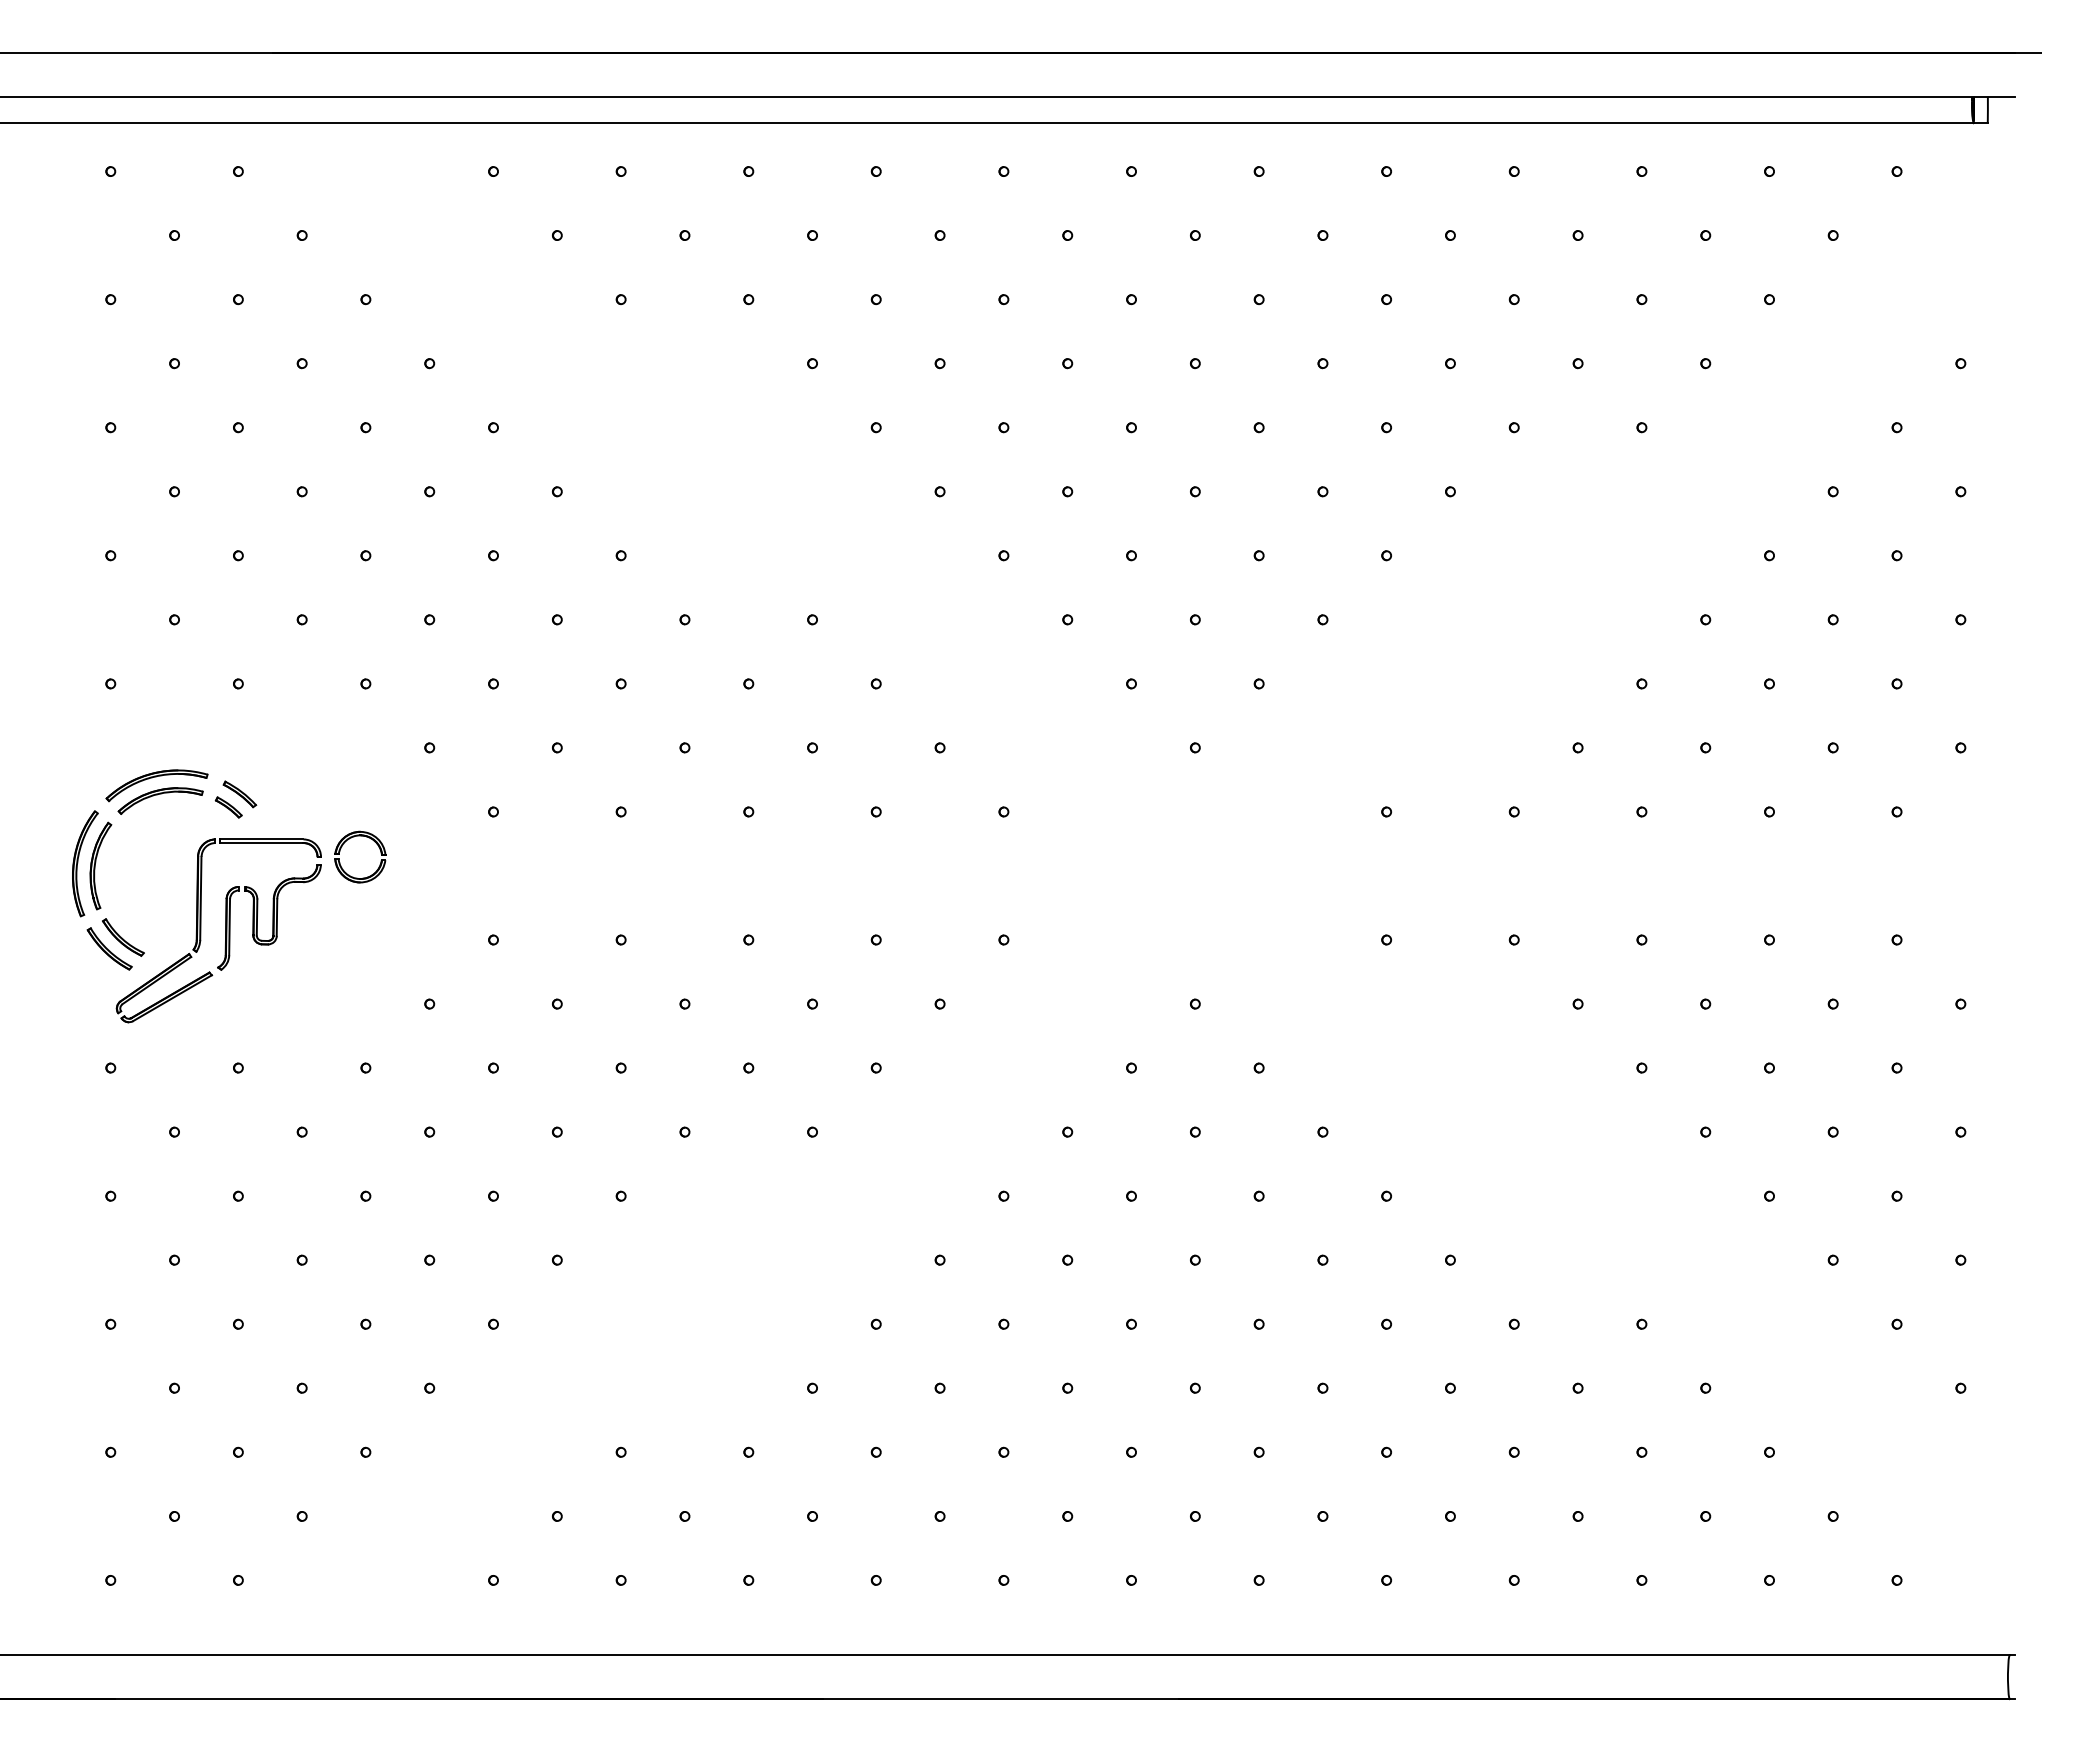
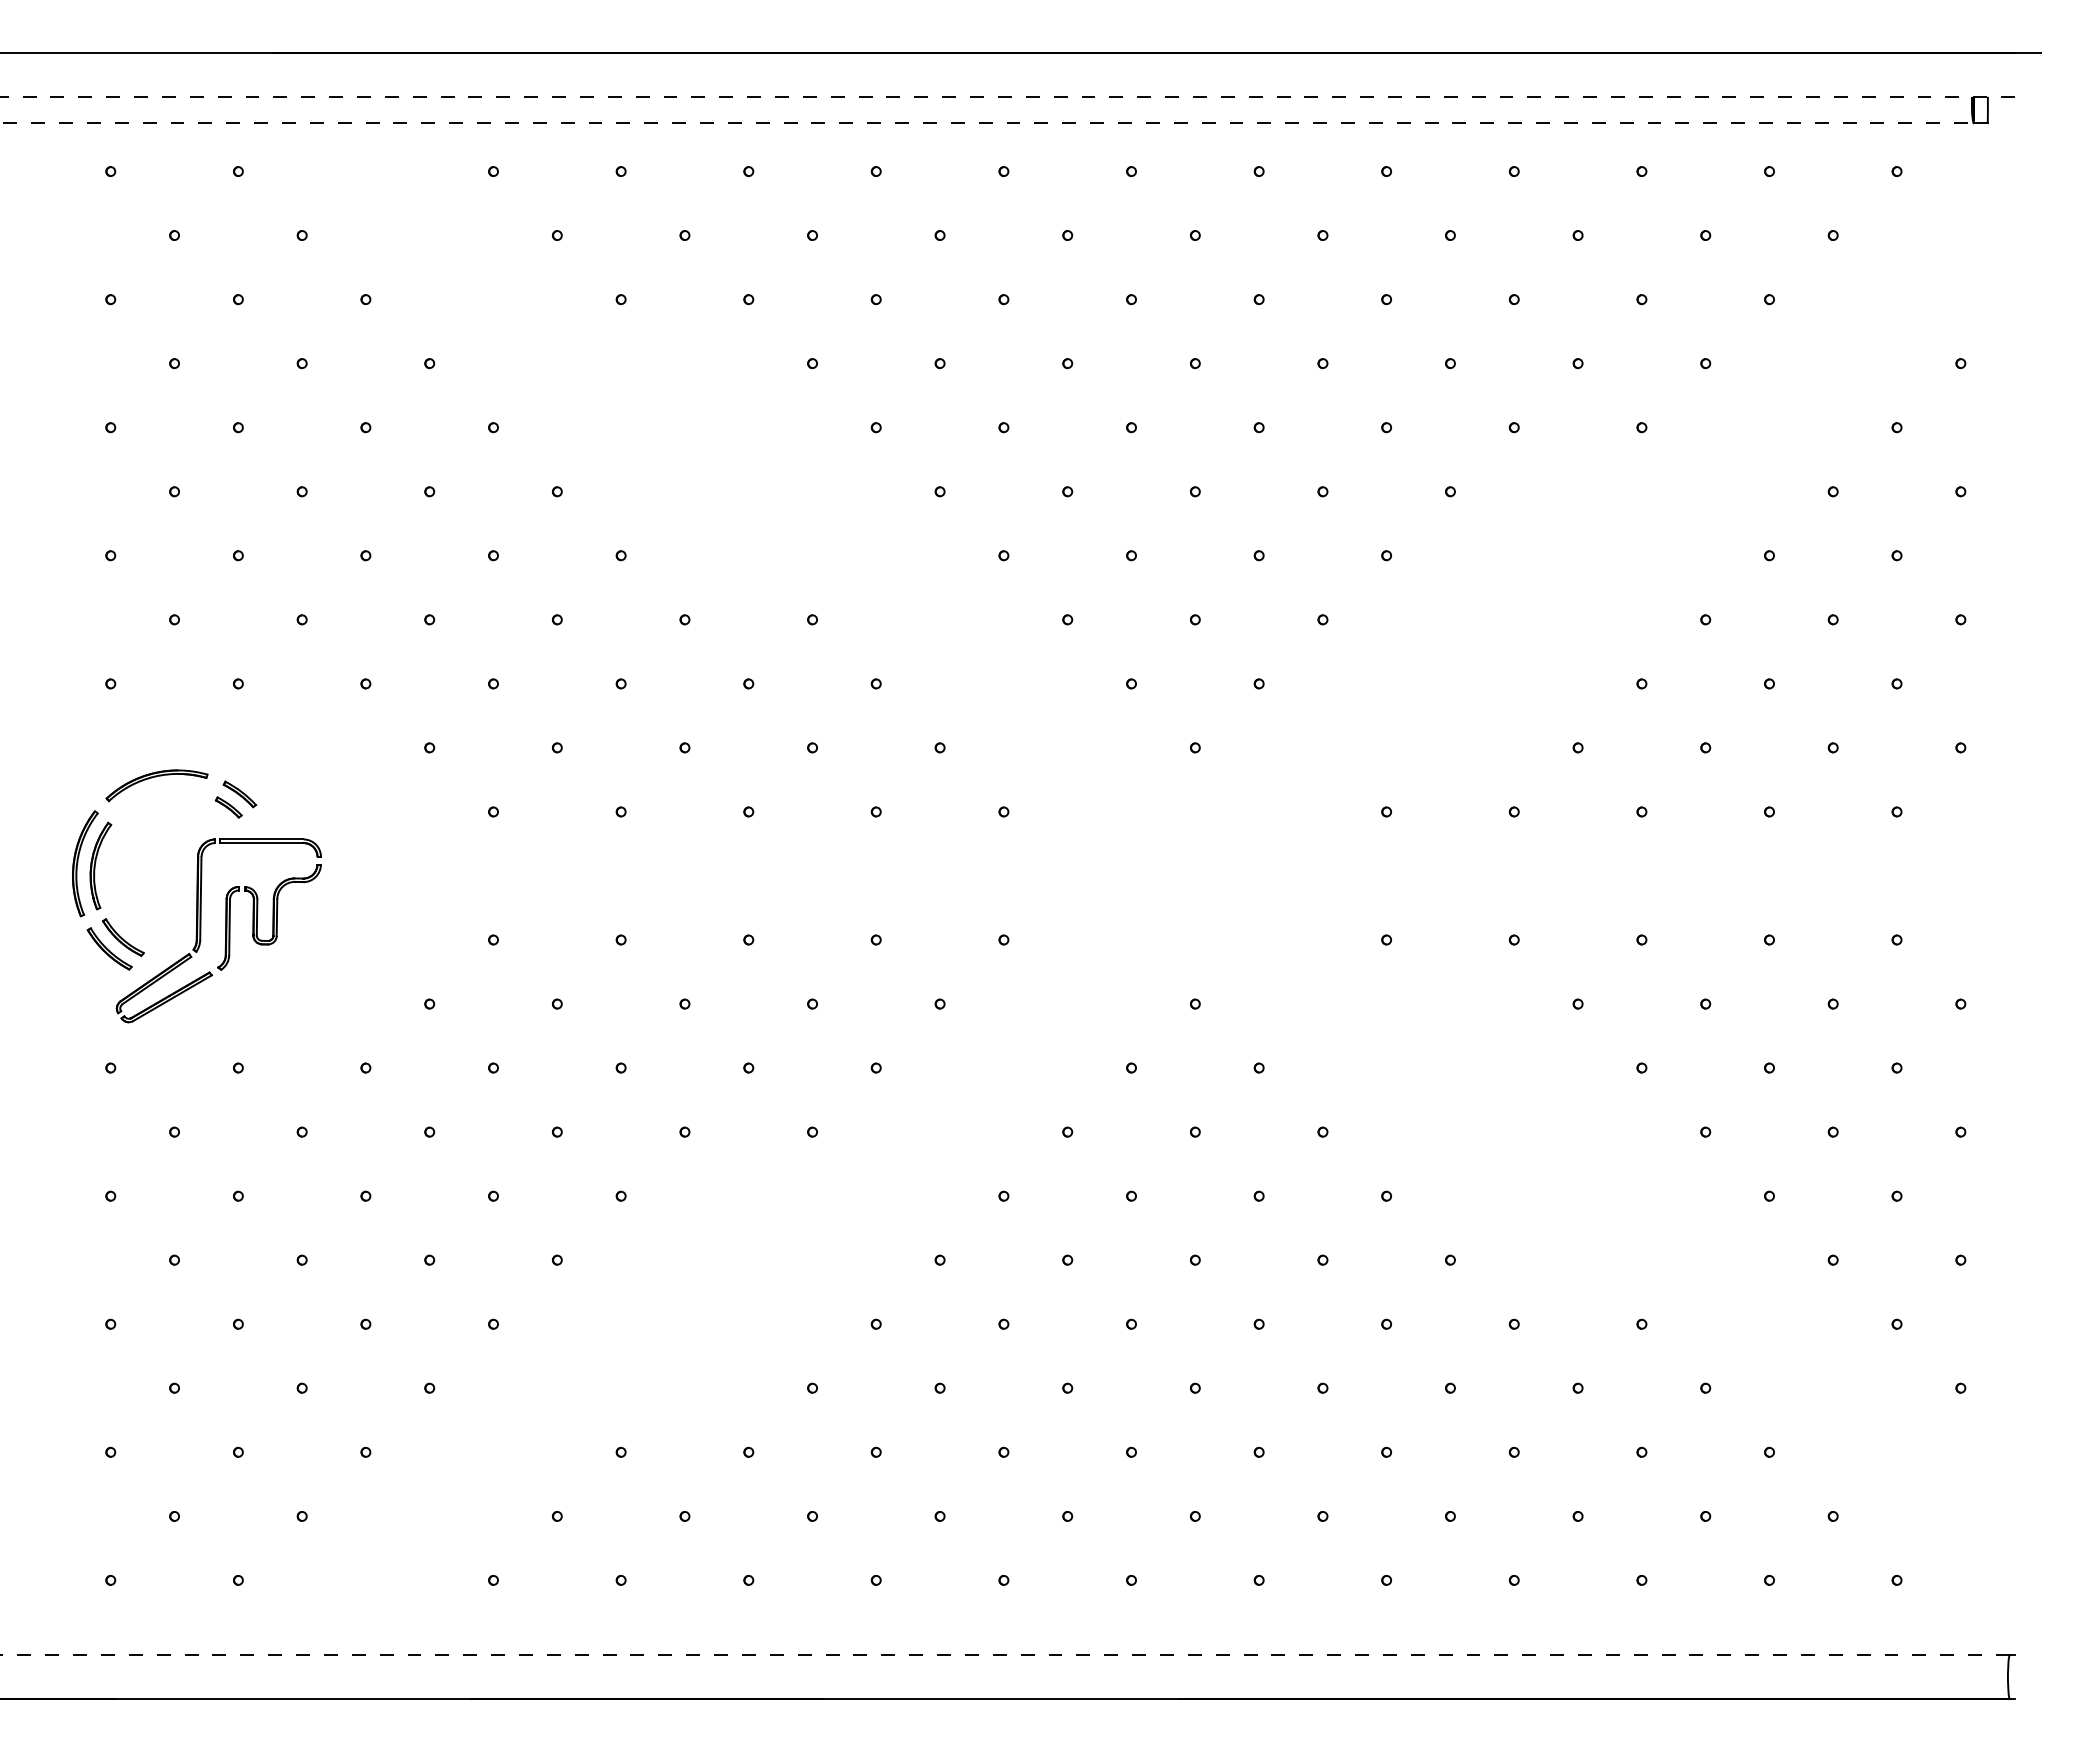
line: solid -> dashed (1008, 96)
line: solid -> dashed (987, 123)
part: present -> none (160, 800)
part: present -> none (368, 838)
line: solid -> dashed (1005, 1655)
